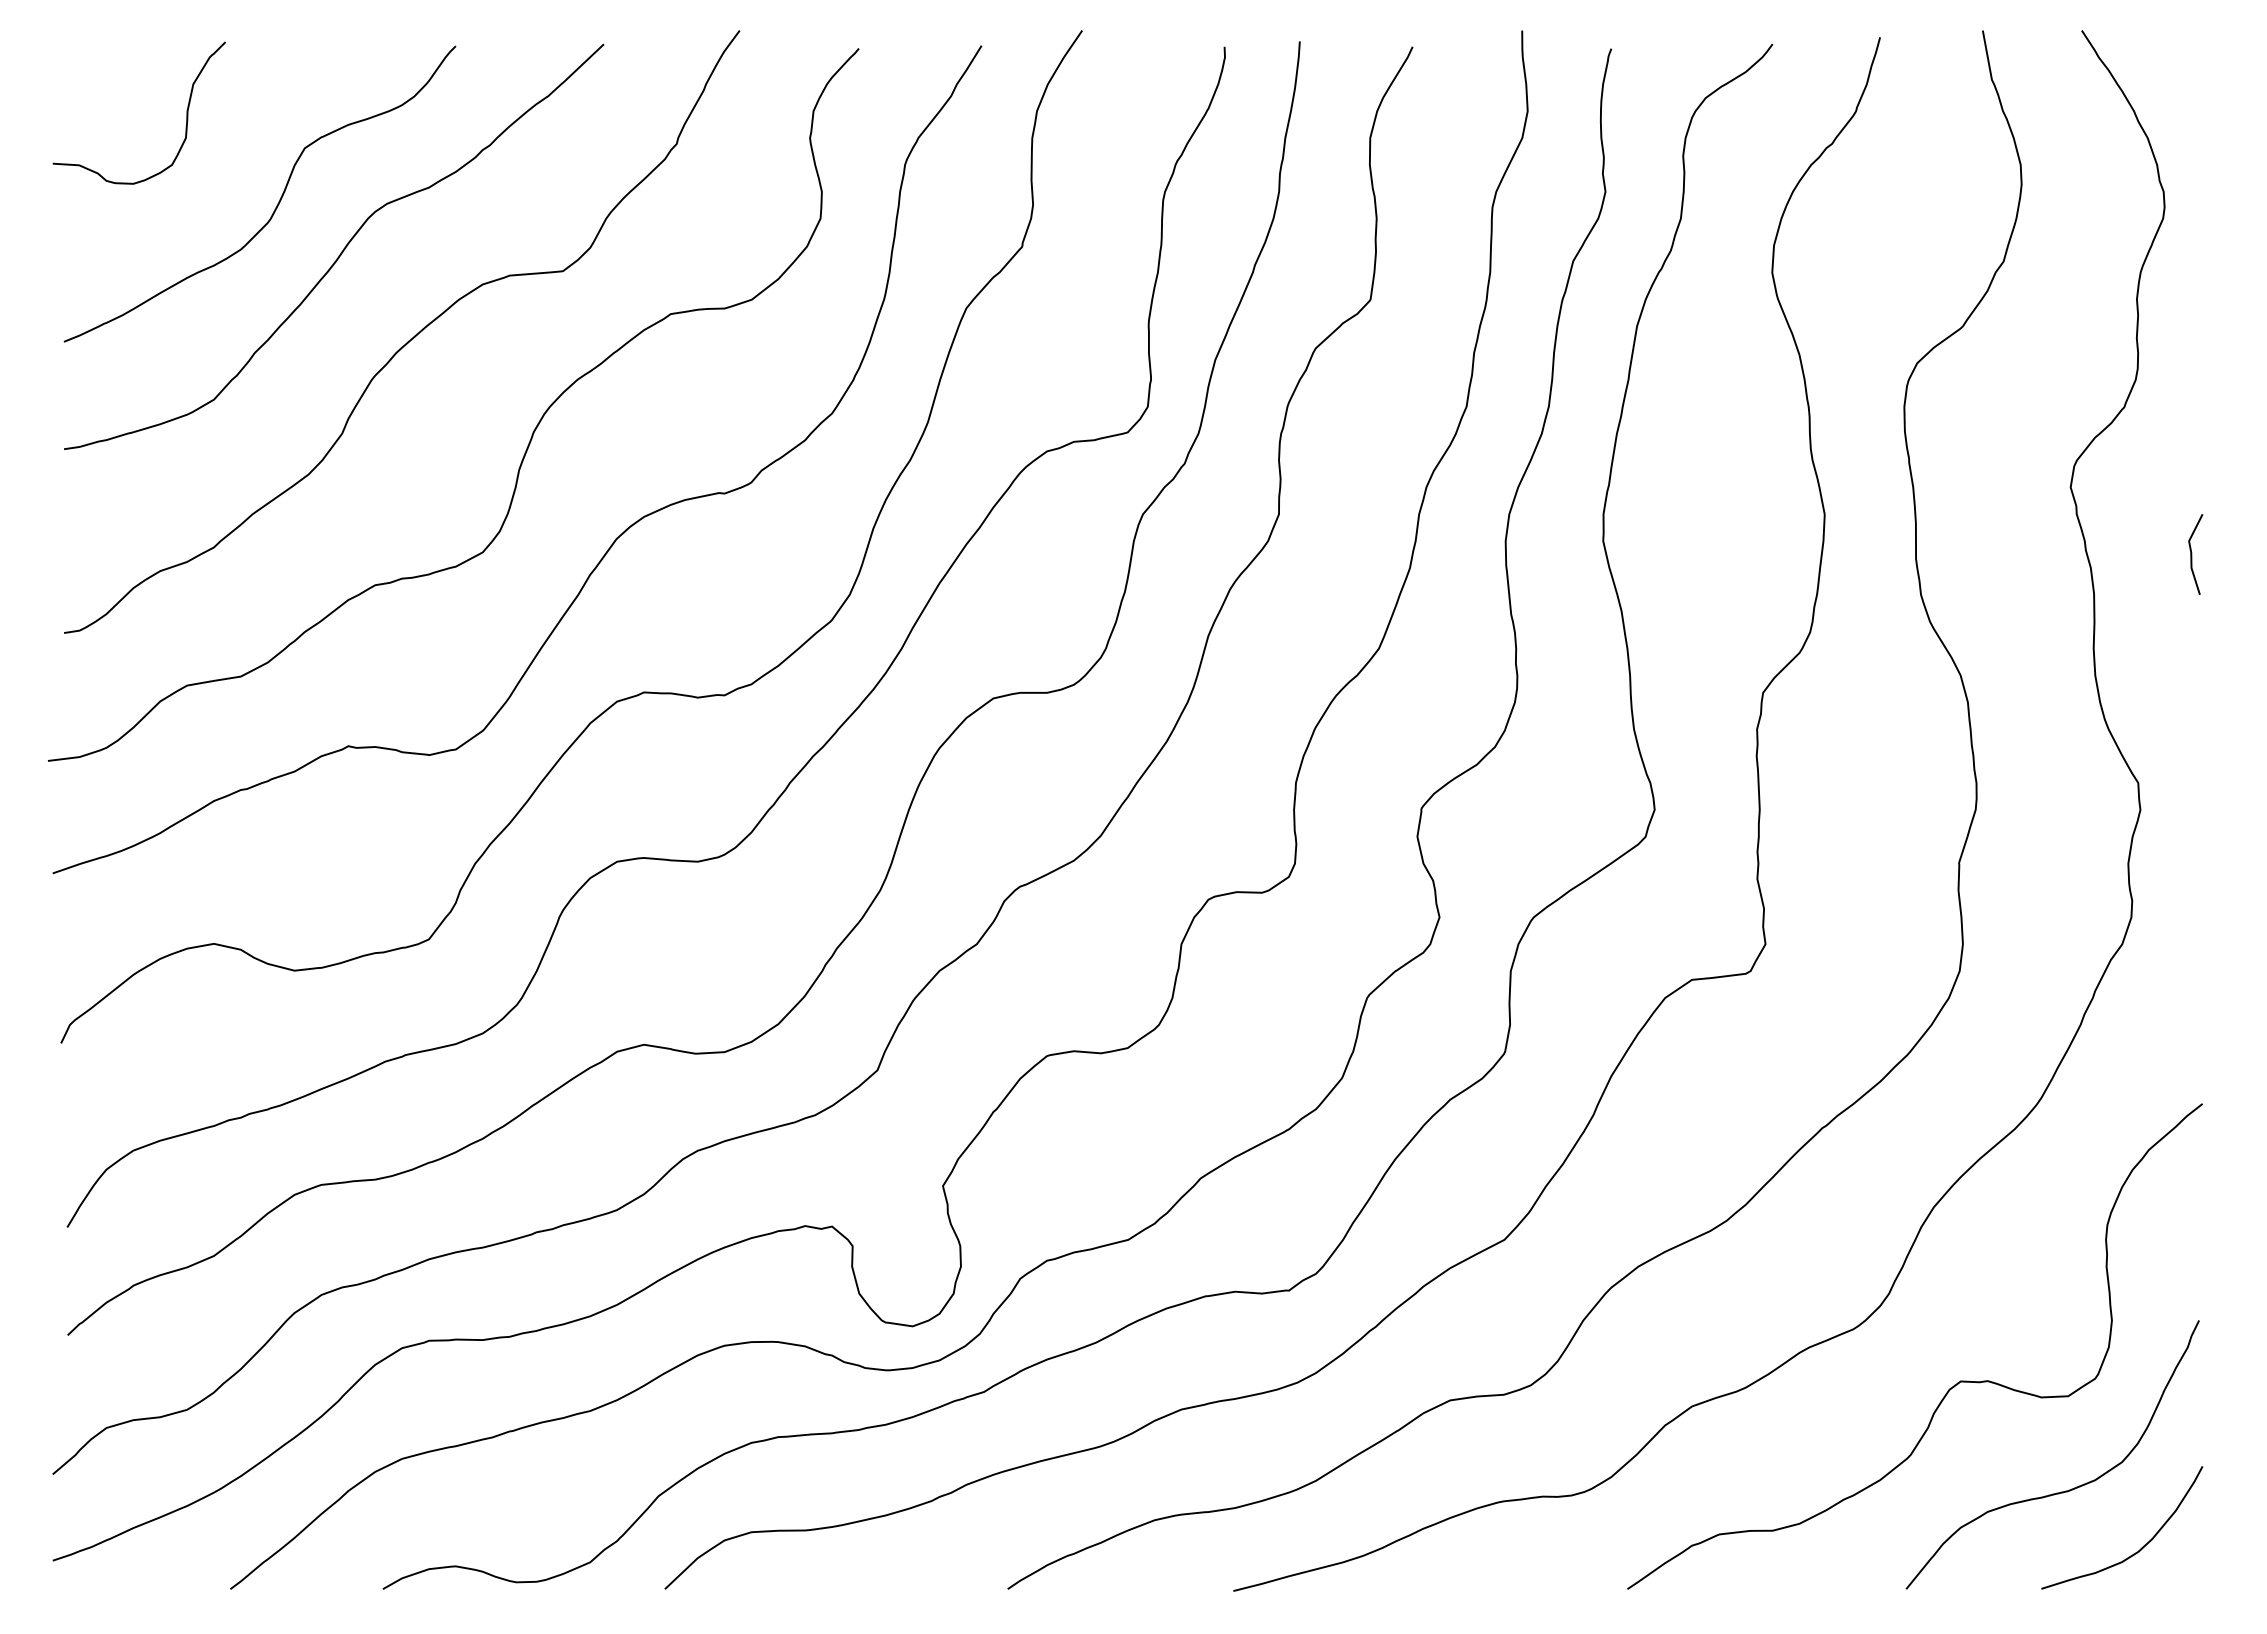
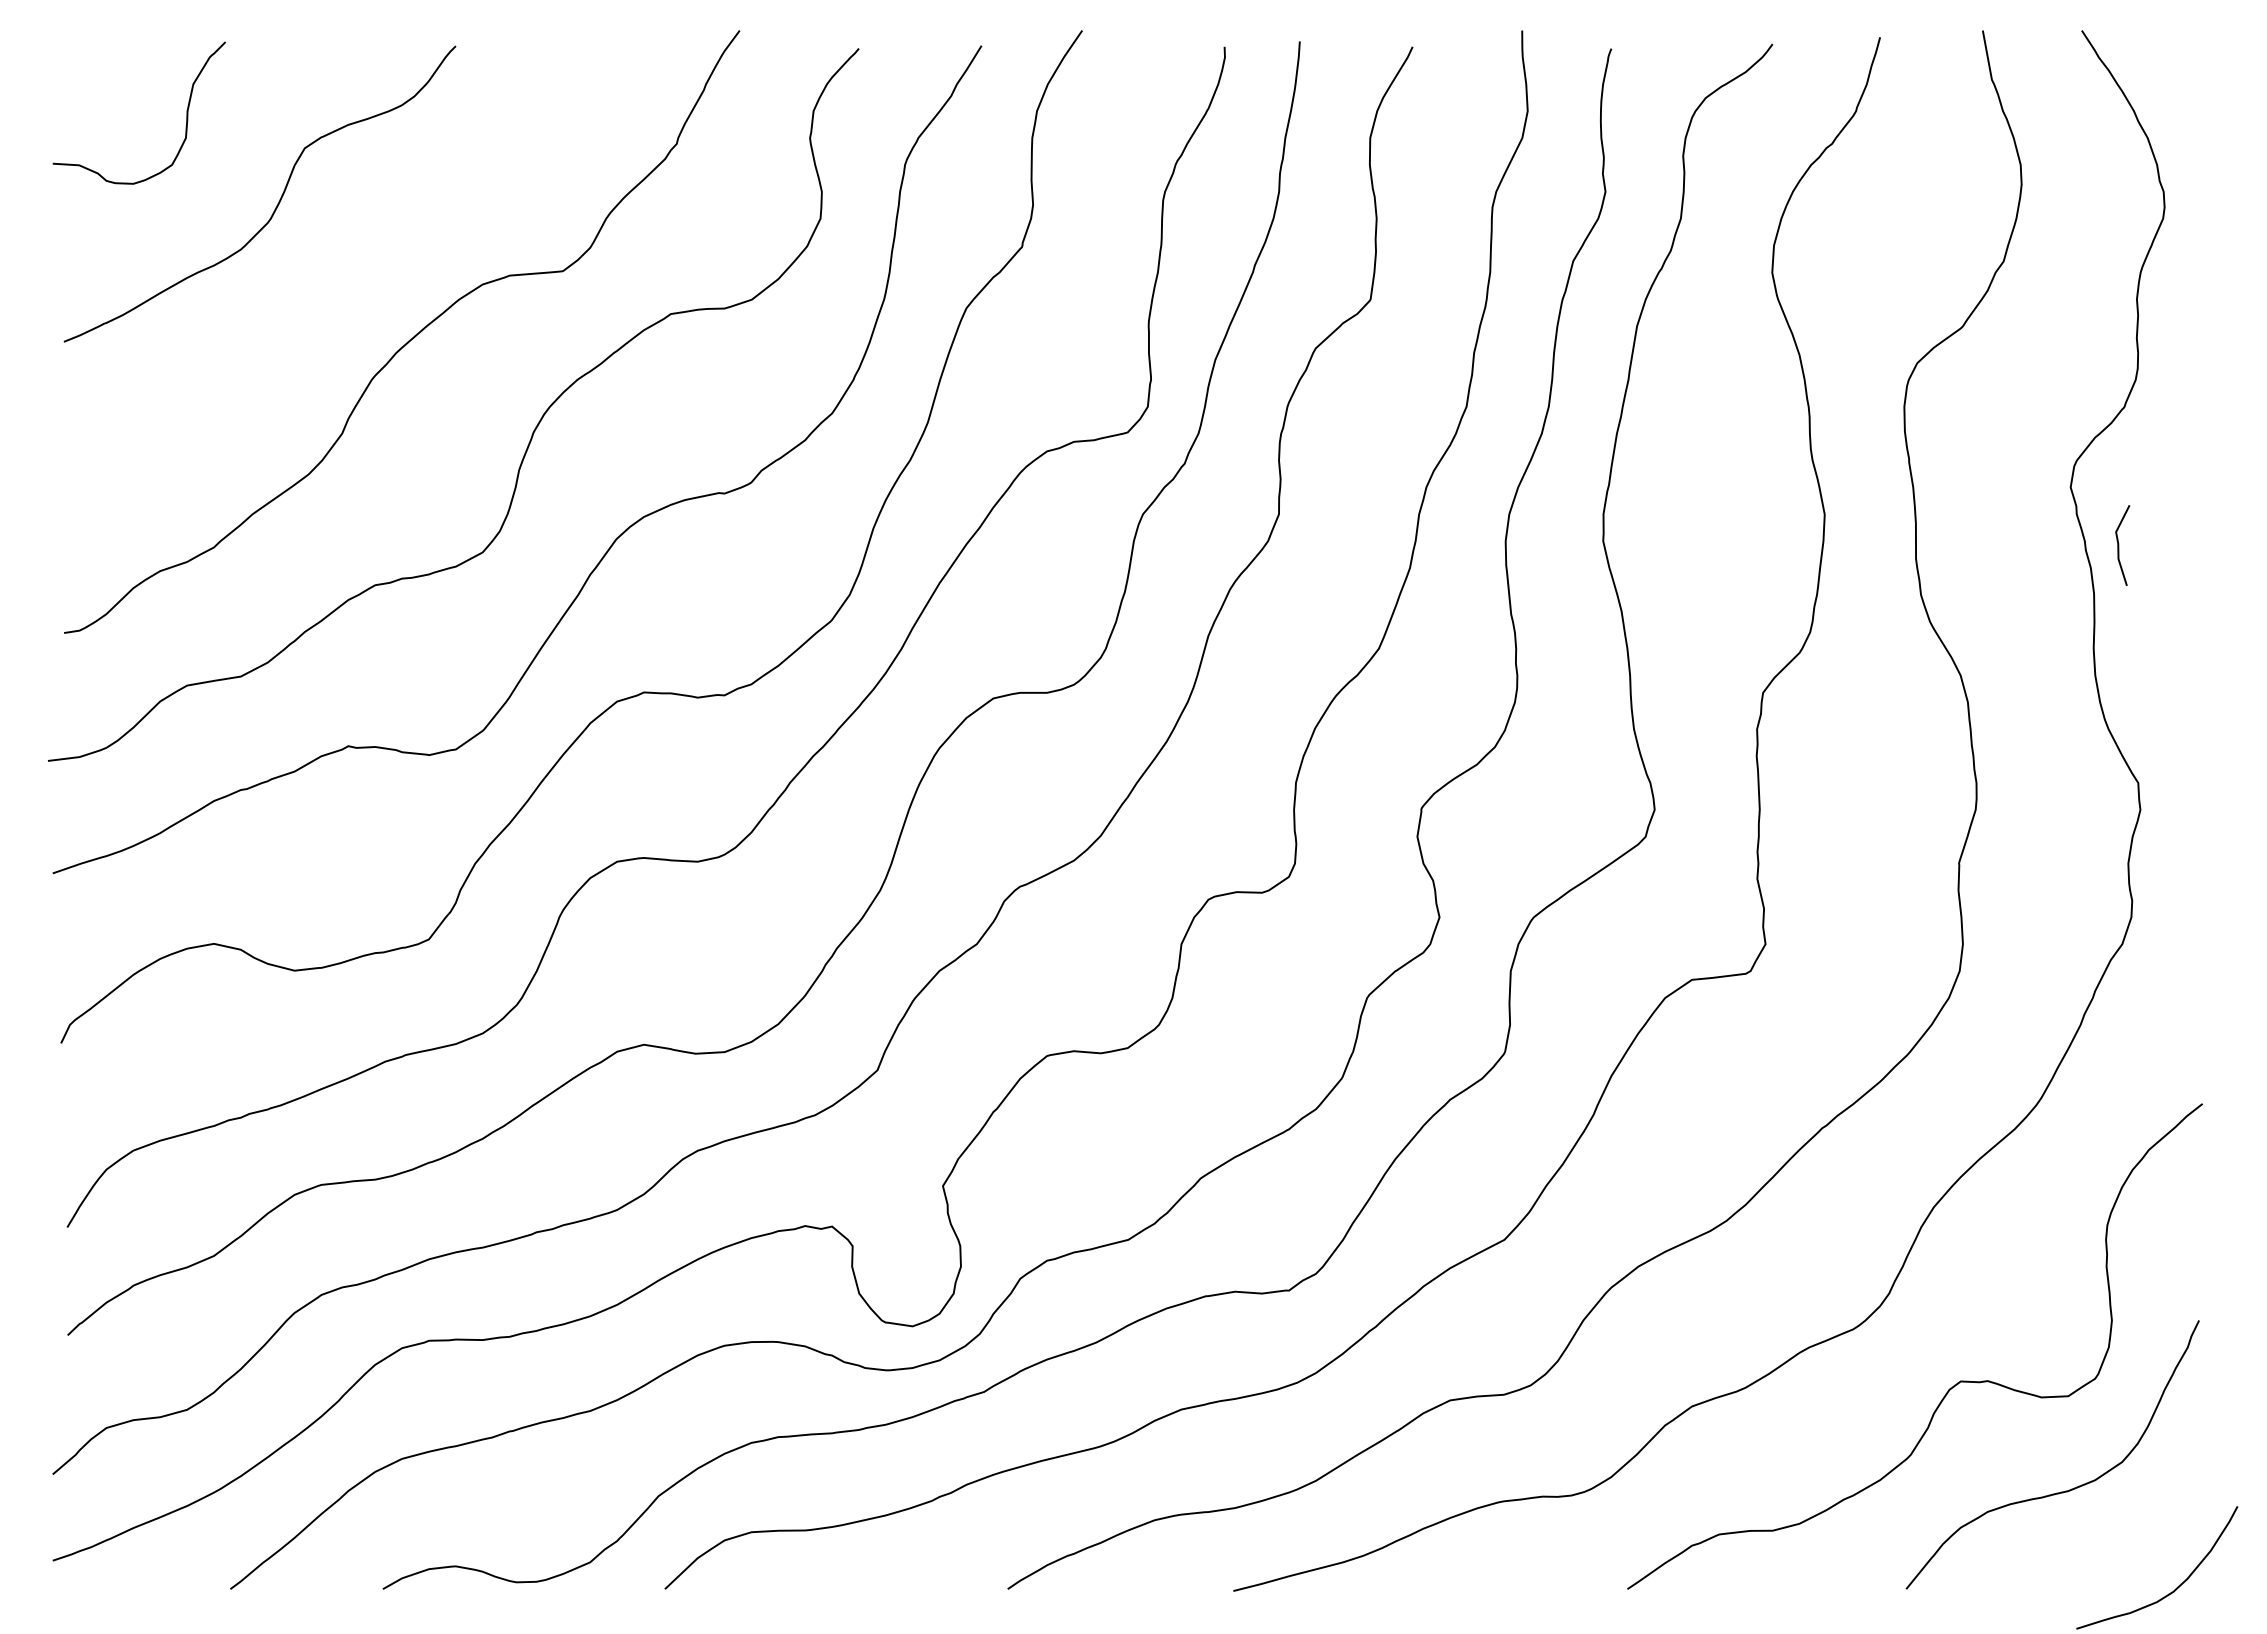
curve: present -> none (341, 251)
line position: (2192, 554) -> (2119, 545) (2119, 545)
curve position: (2142, 1546) -> (2177, 1586) (2177, 1586)
